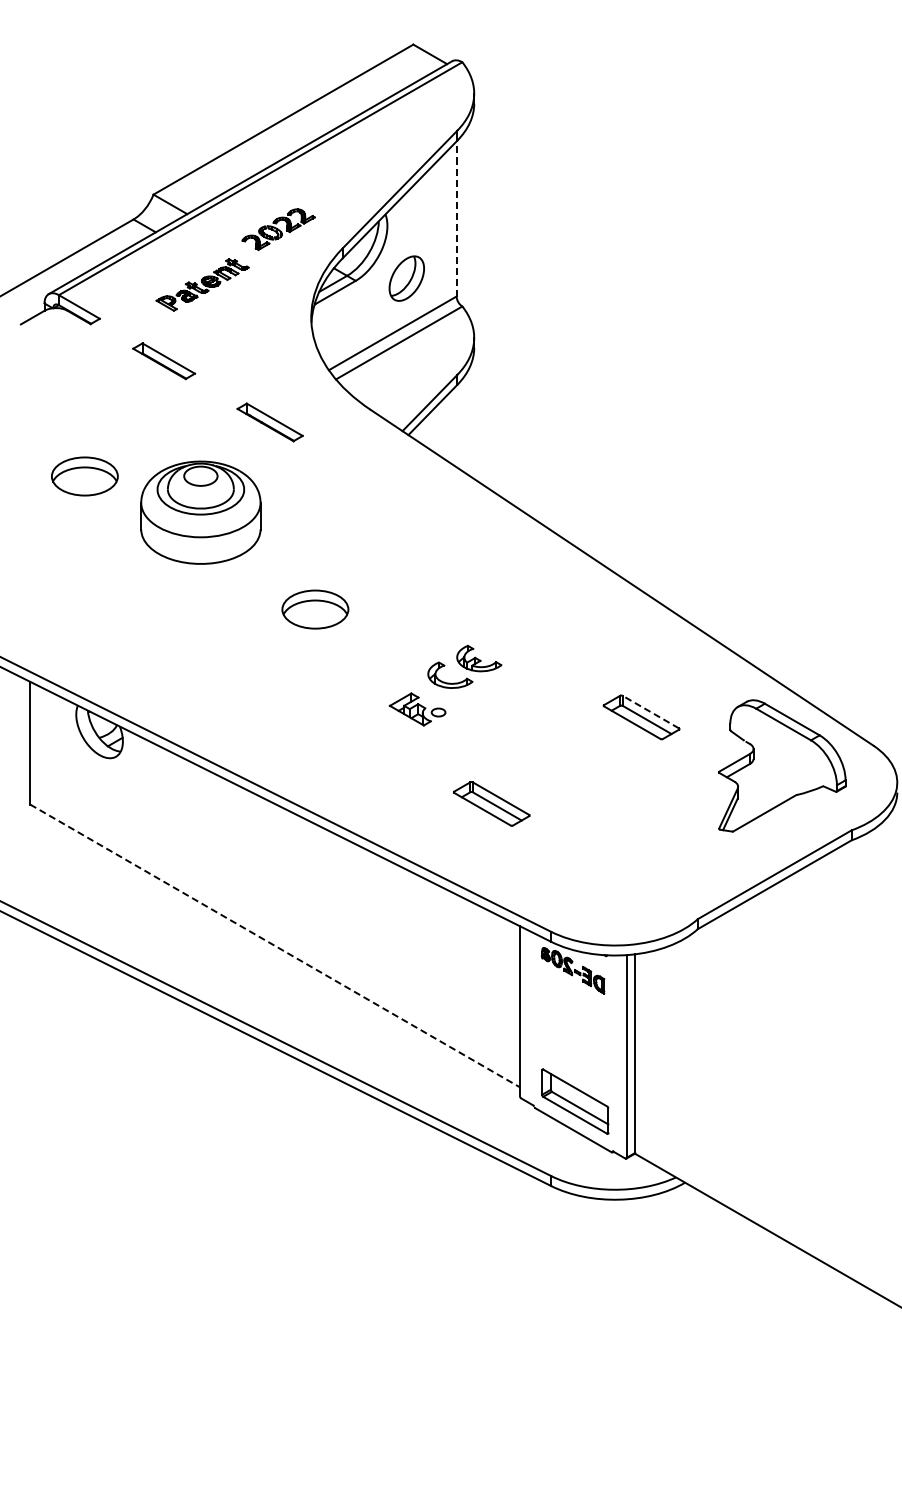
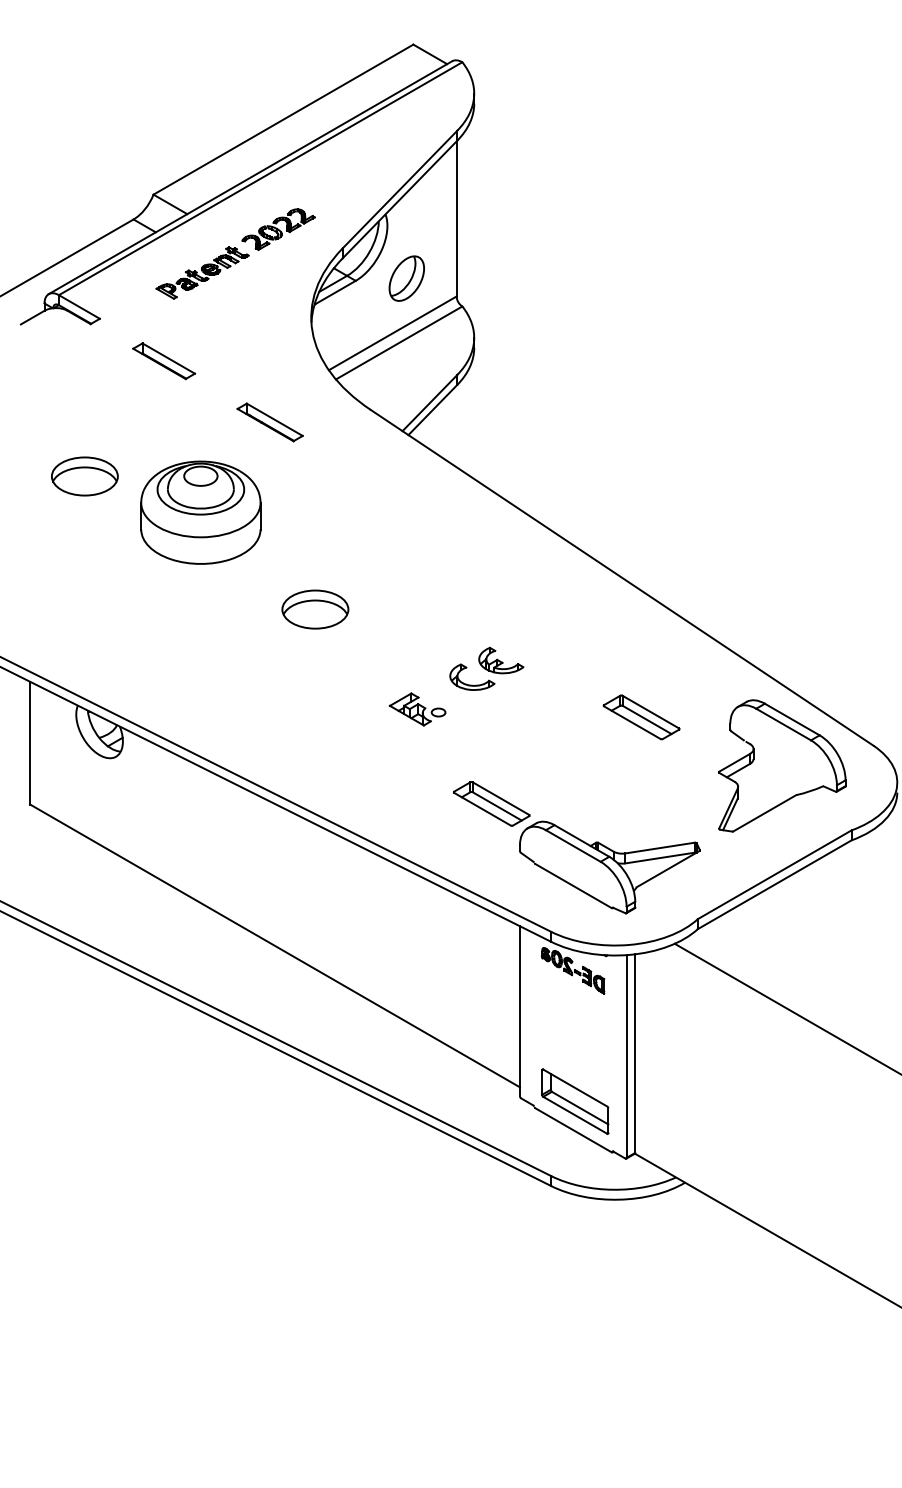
line: dashed -> solid (456, 218)
part position: (202, 284) -> (202, 272) (202, 272)
part position: (464, 666) -> (486, 668) (486, 668)
line: dashed -> solid (650, 712)
part: none -> present (609, 867)
line: dashed -> solid (275, 945)
line: none -> present (786, 1007)
